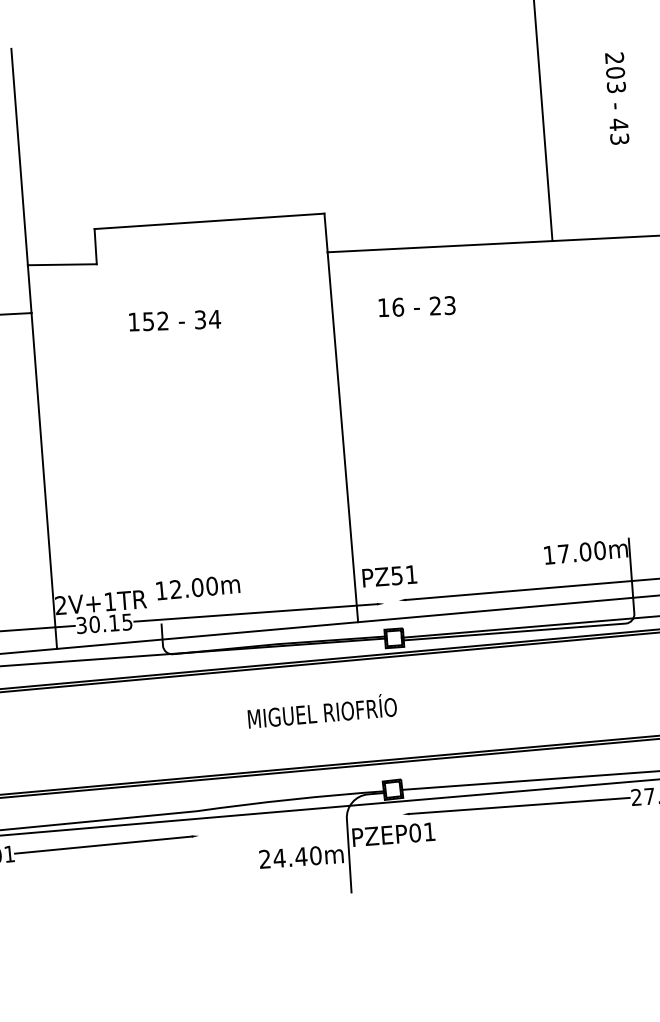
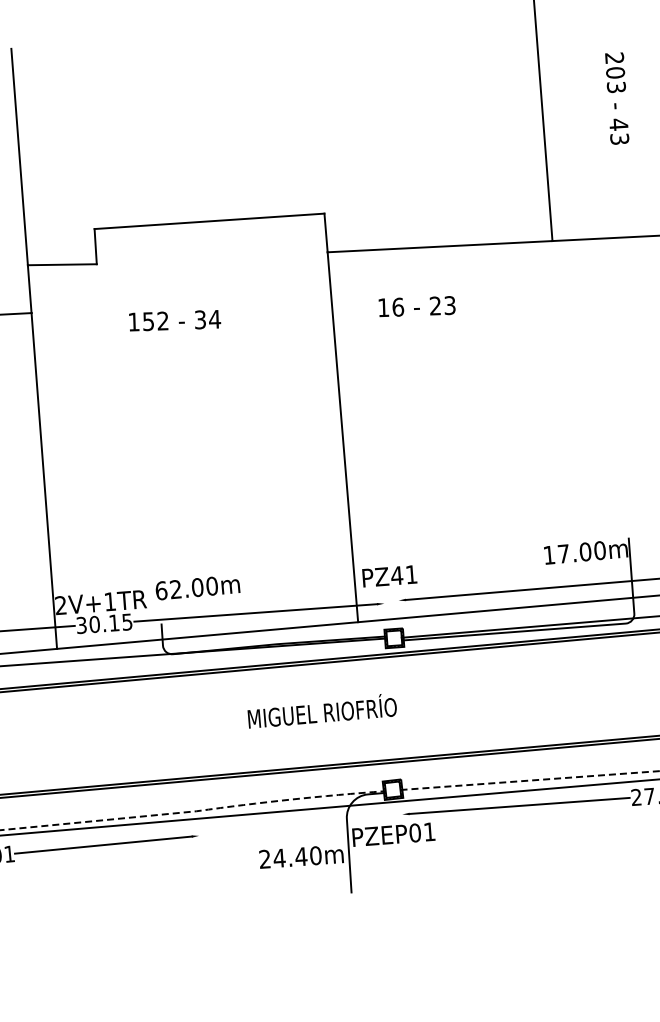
text: PZ51 -> PZ41 (397, 575)
text: 12.00m -> 62.00m (161, 590)
line: solid -> dashed (530, 780)
line: solid -> dashed (196, 811)
